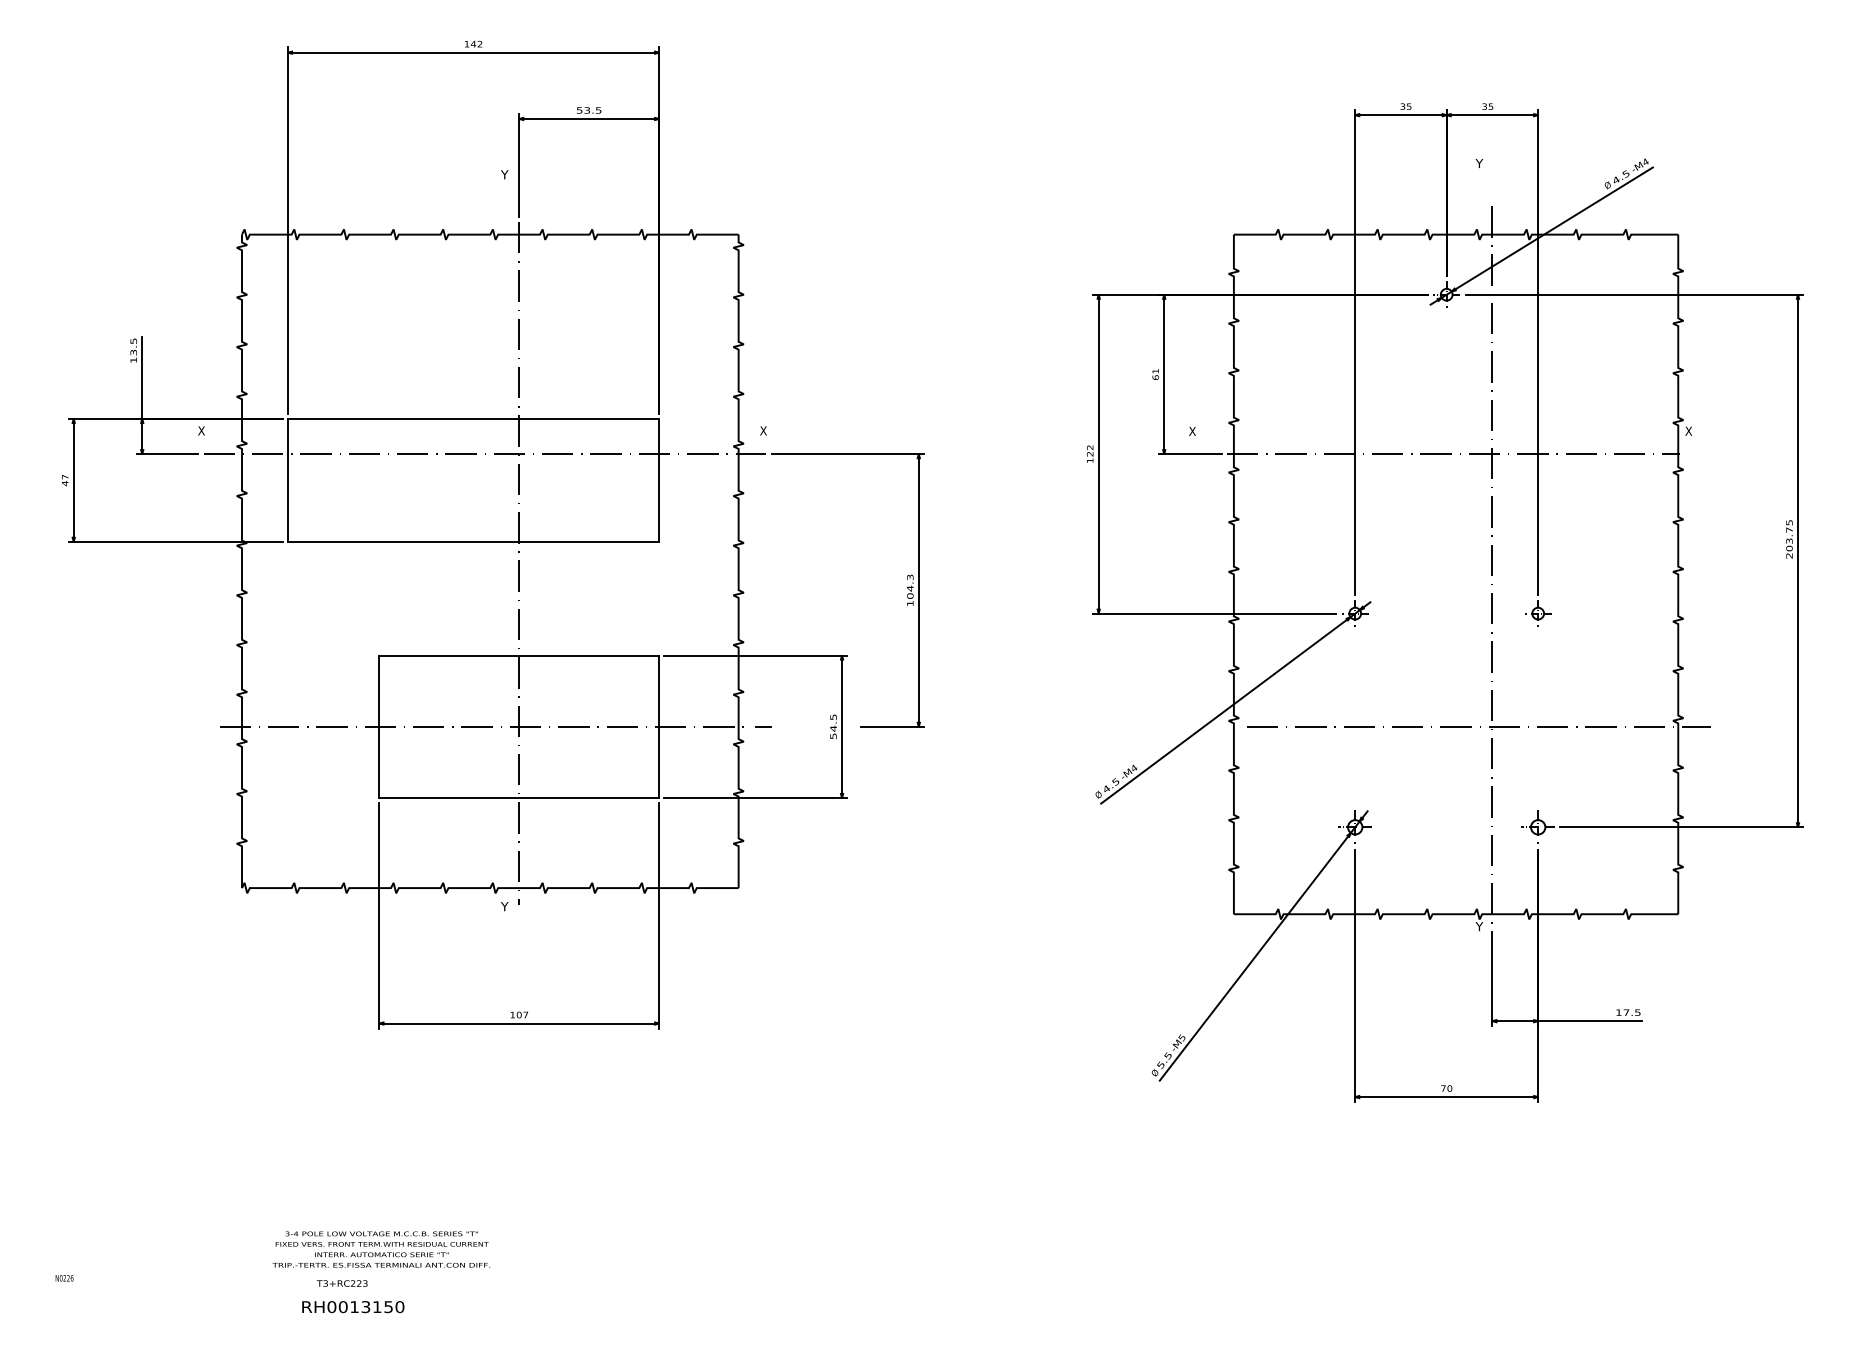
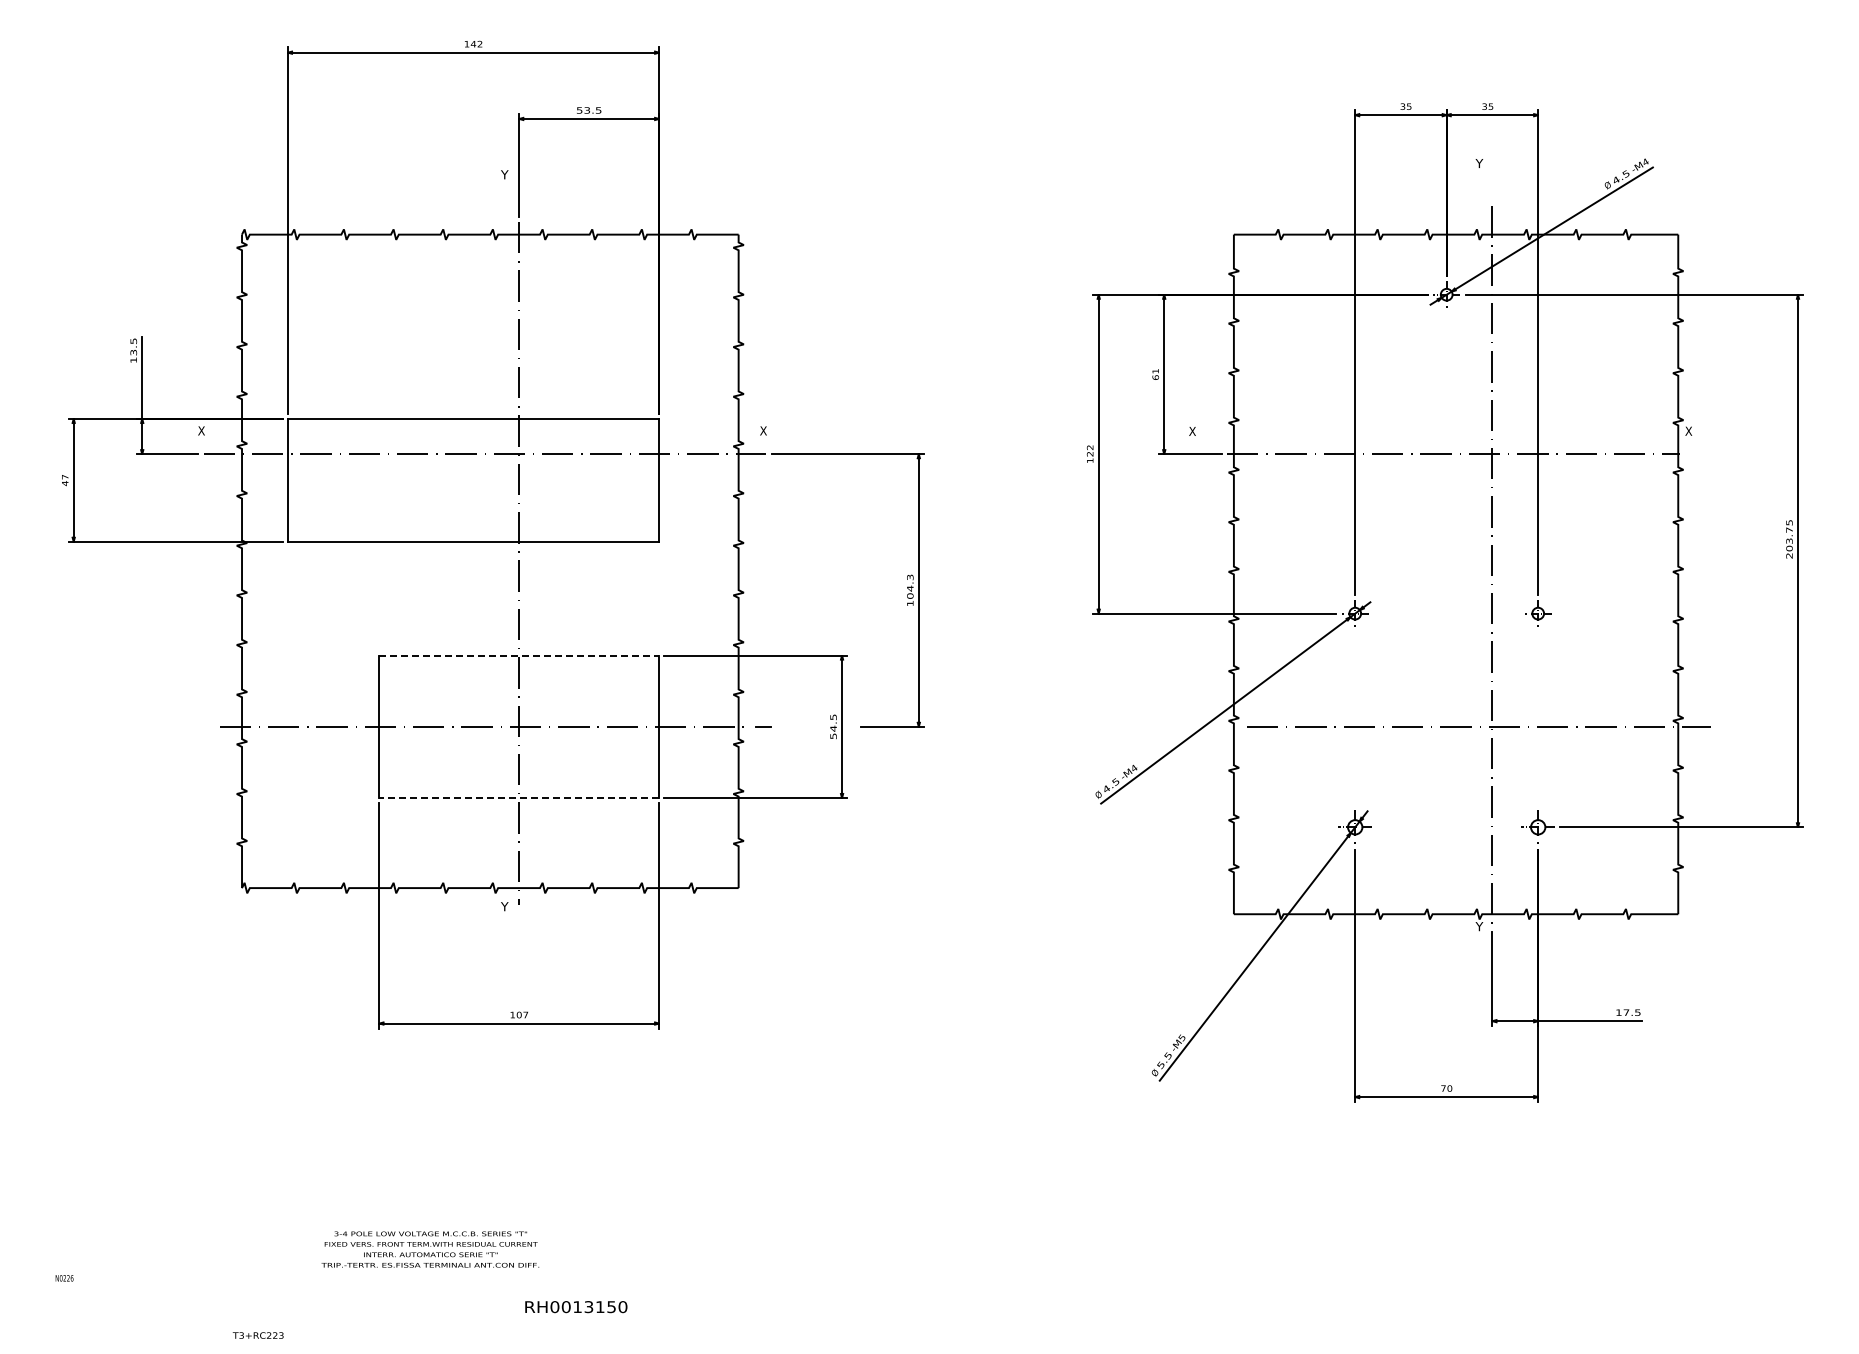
line: solid -> dashed (519, 655)
line: solid -> dashed (519, 798)
text position: (381, 1249) -> (430, 1249) (430, 1249)
text position: (341, 1283) -> (257, 1335) (257, 1335)
text position: (353, 1307) -> (576, 1307) (576, 1307)
